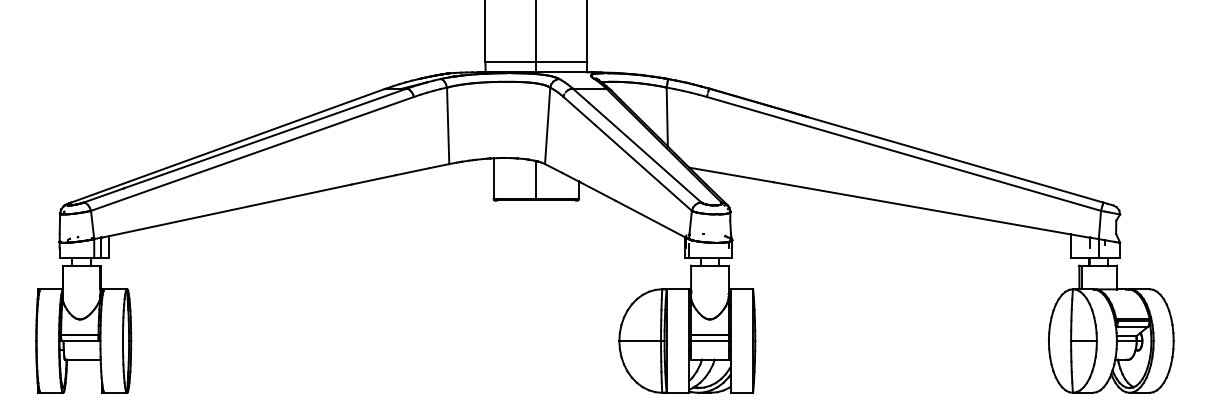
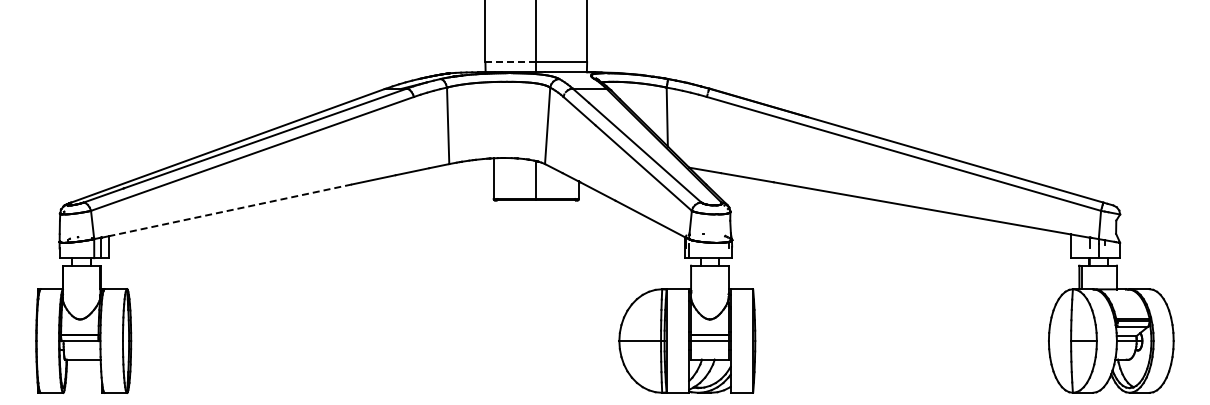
line: solid -> dashed (511, 62)
line: solid -> dashed (230, 210)
